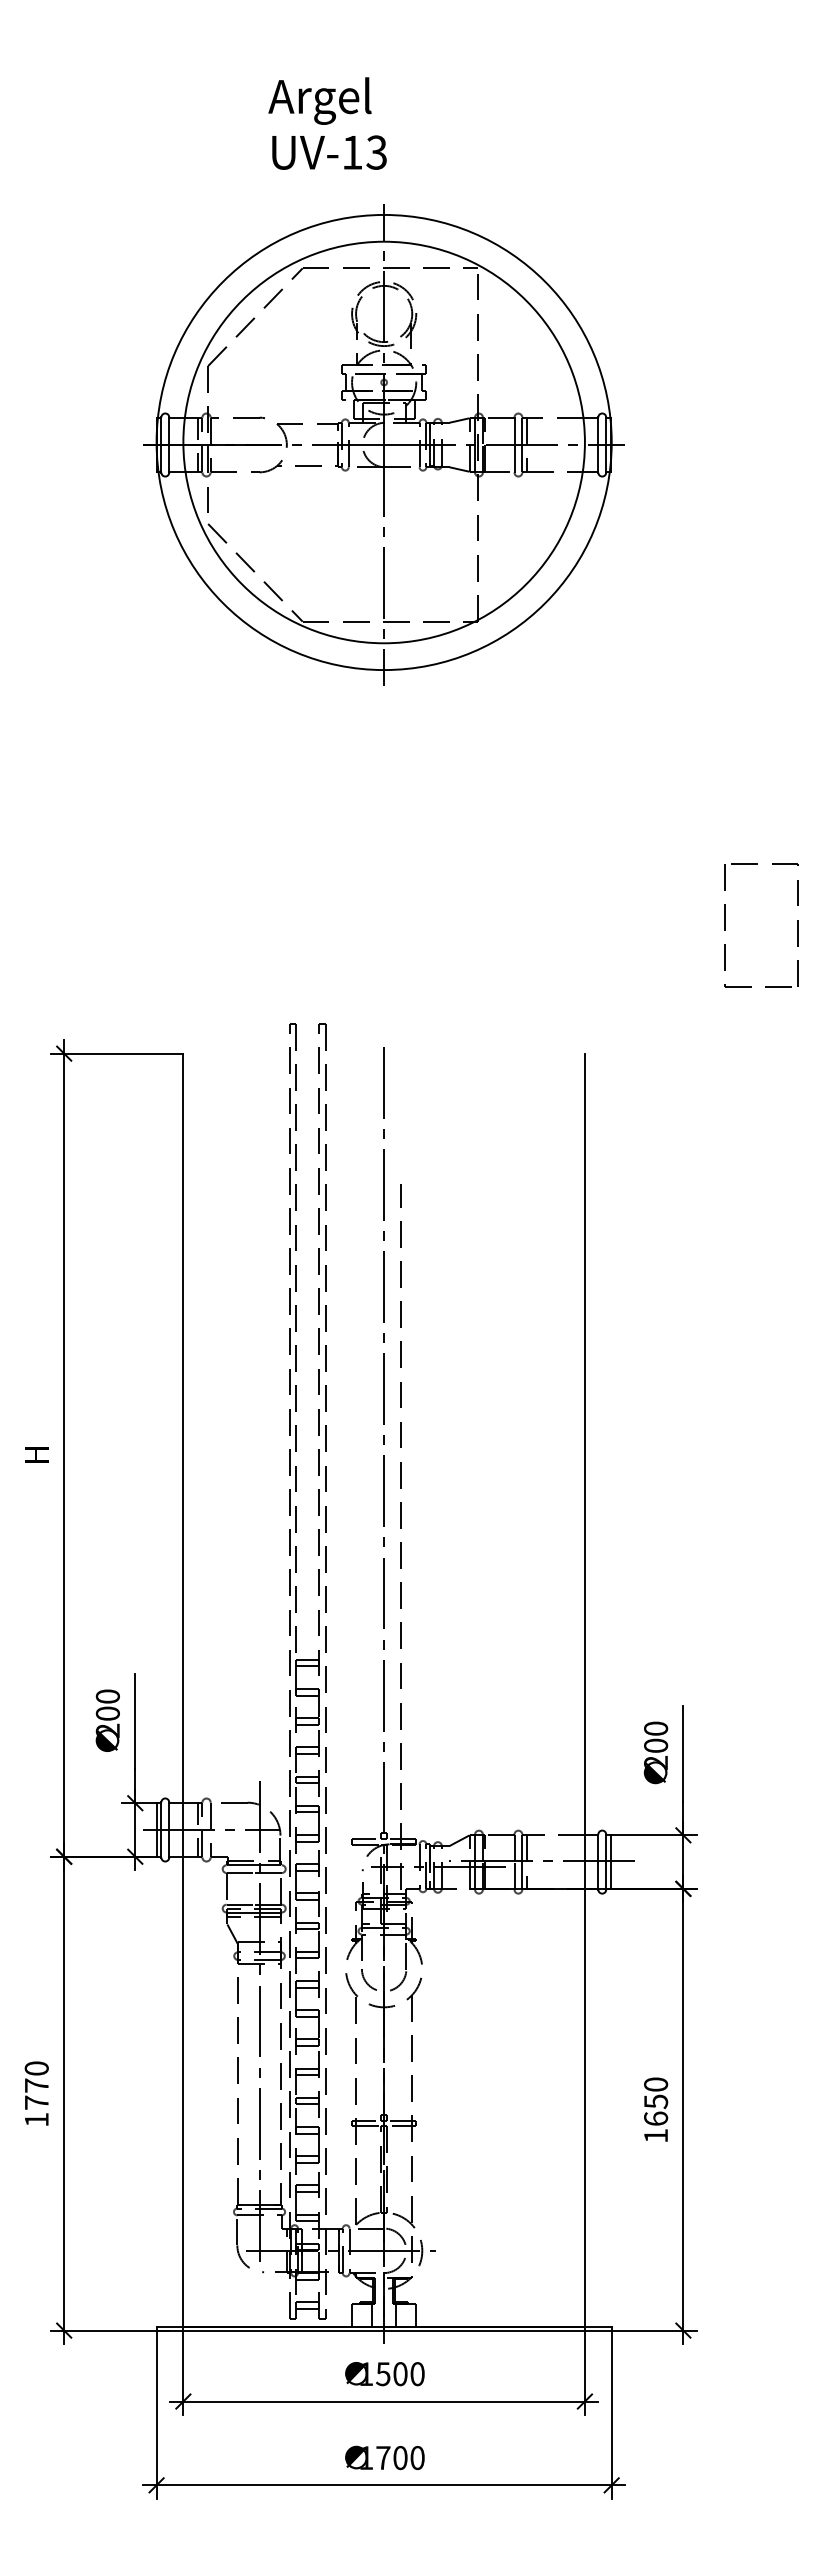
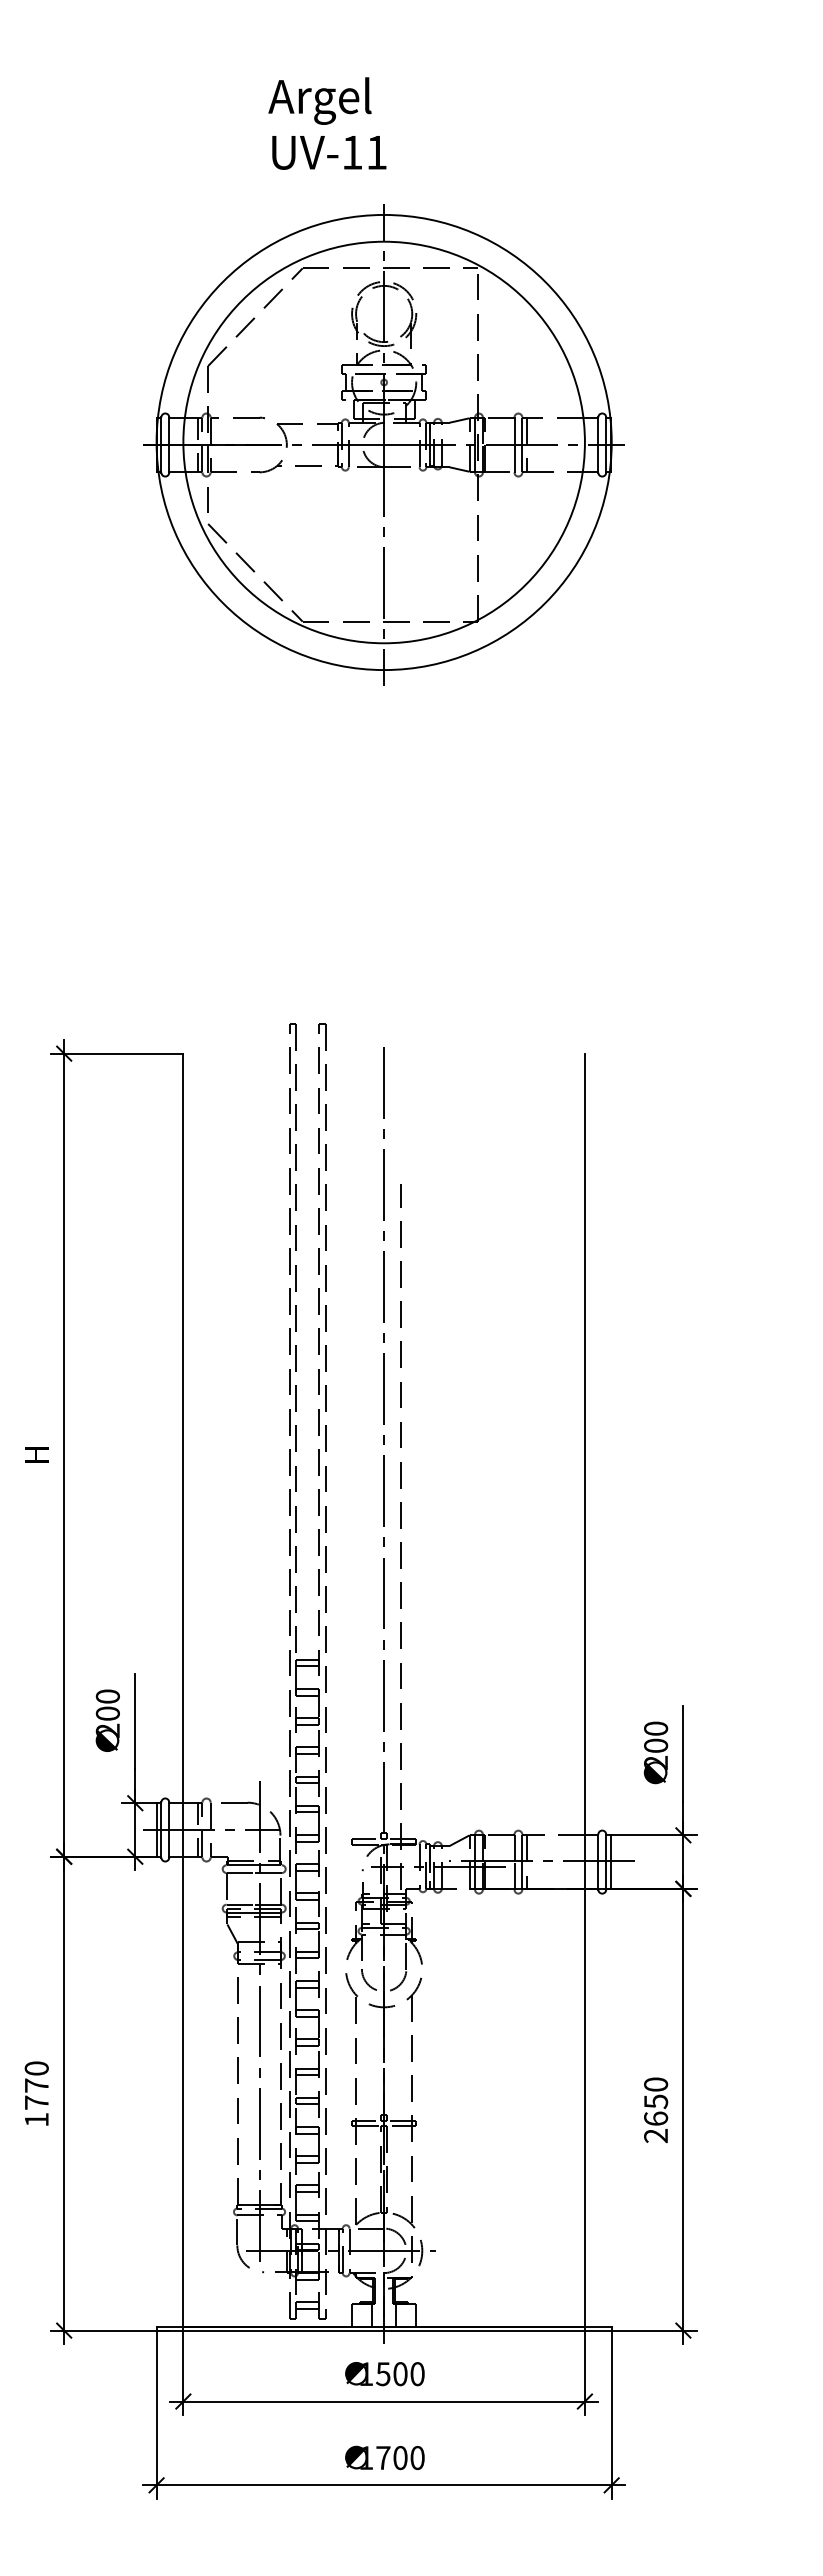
text: UV-13 -> UV-11 (376, 152)
part: present -> none (725, 925)
text: 1650 -> 2650 (655, 2136)
